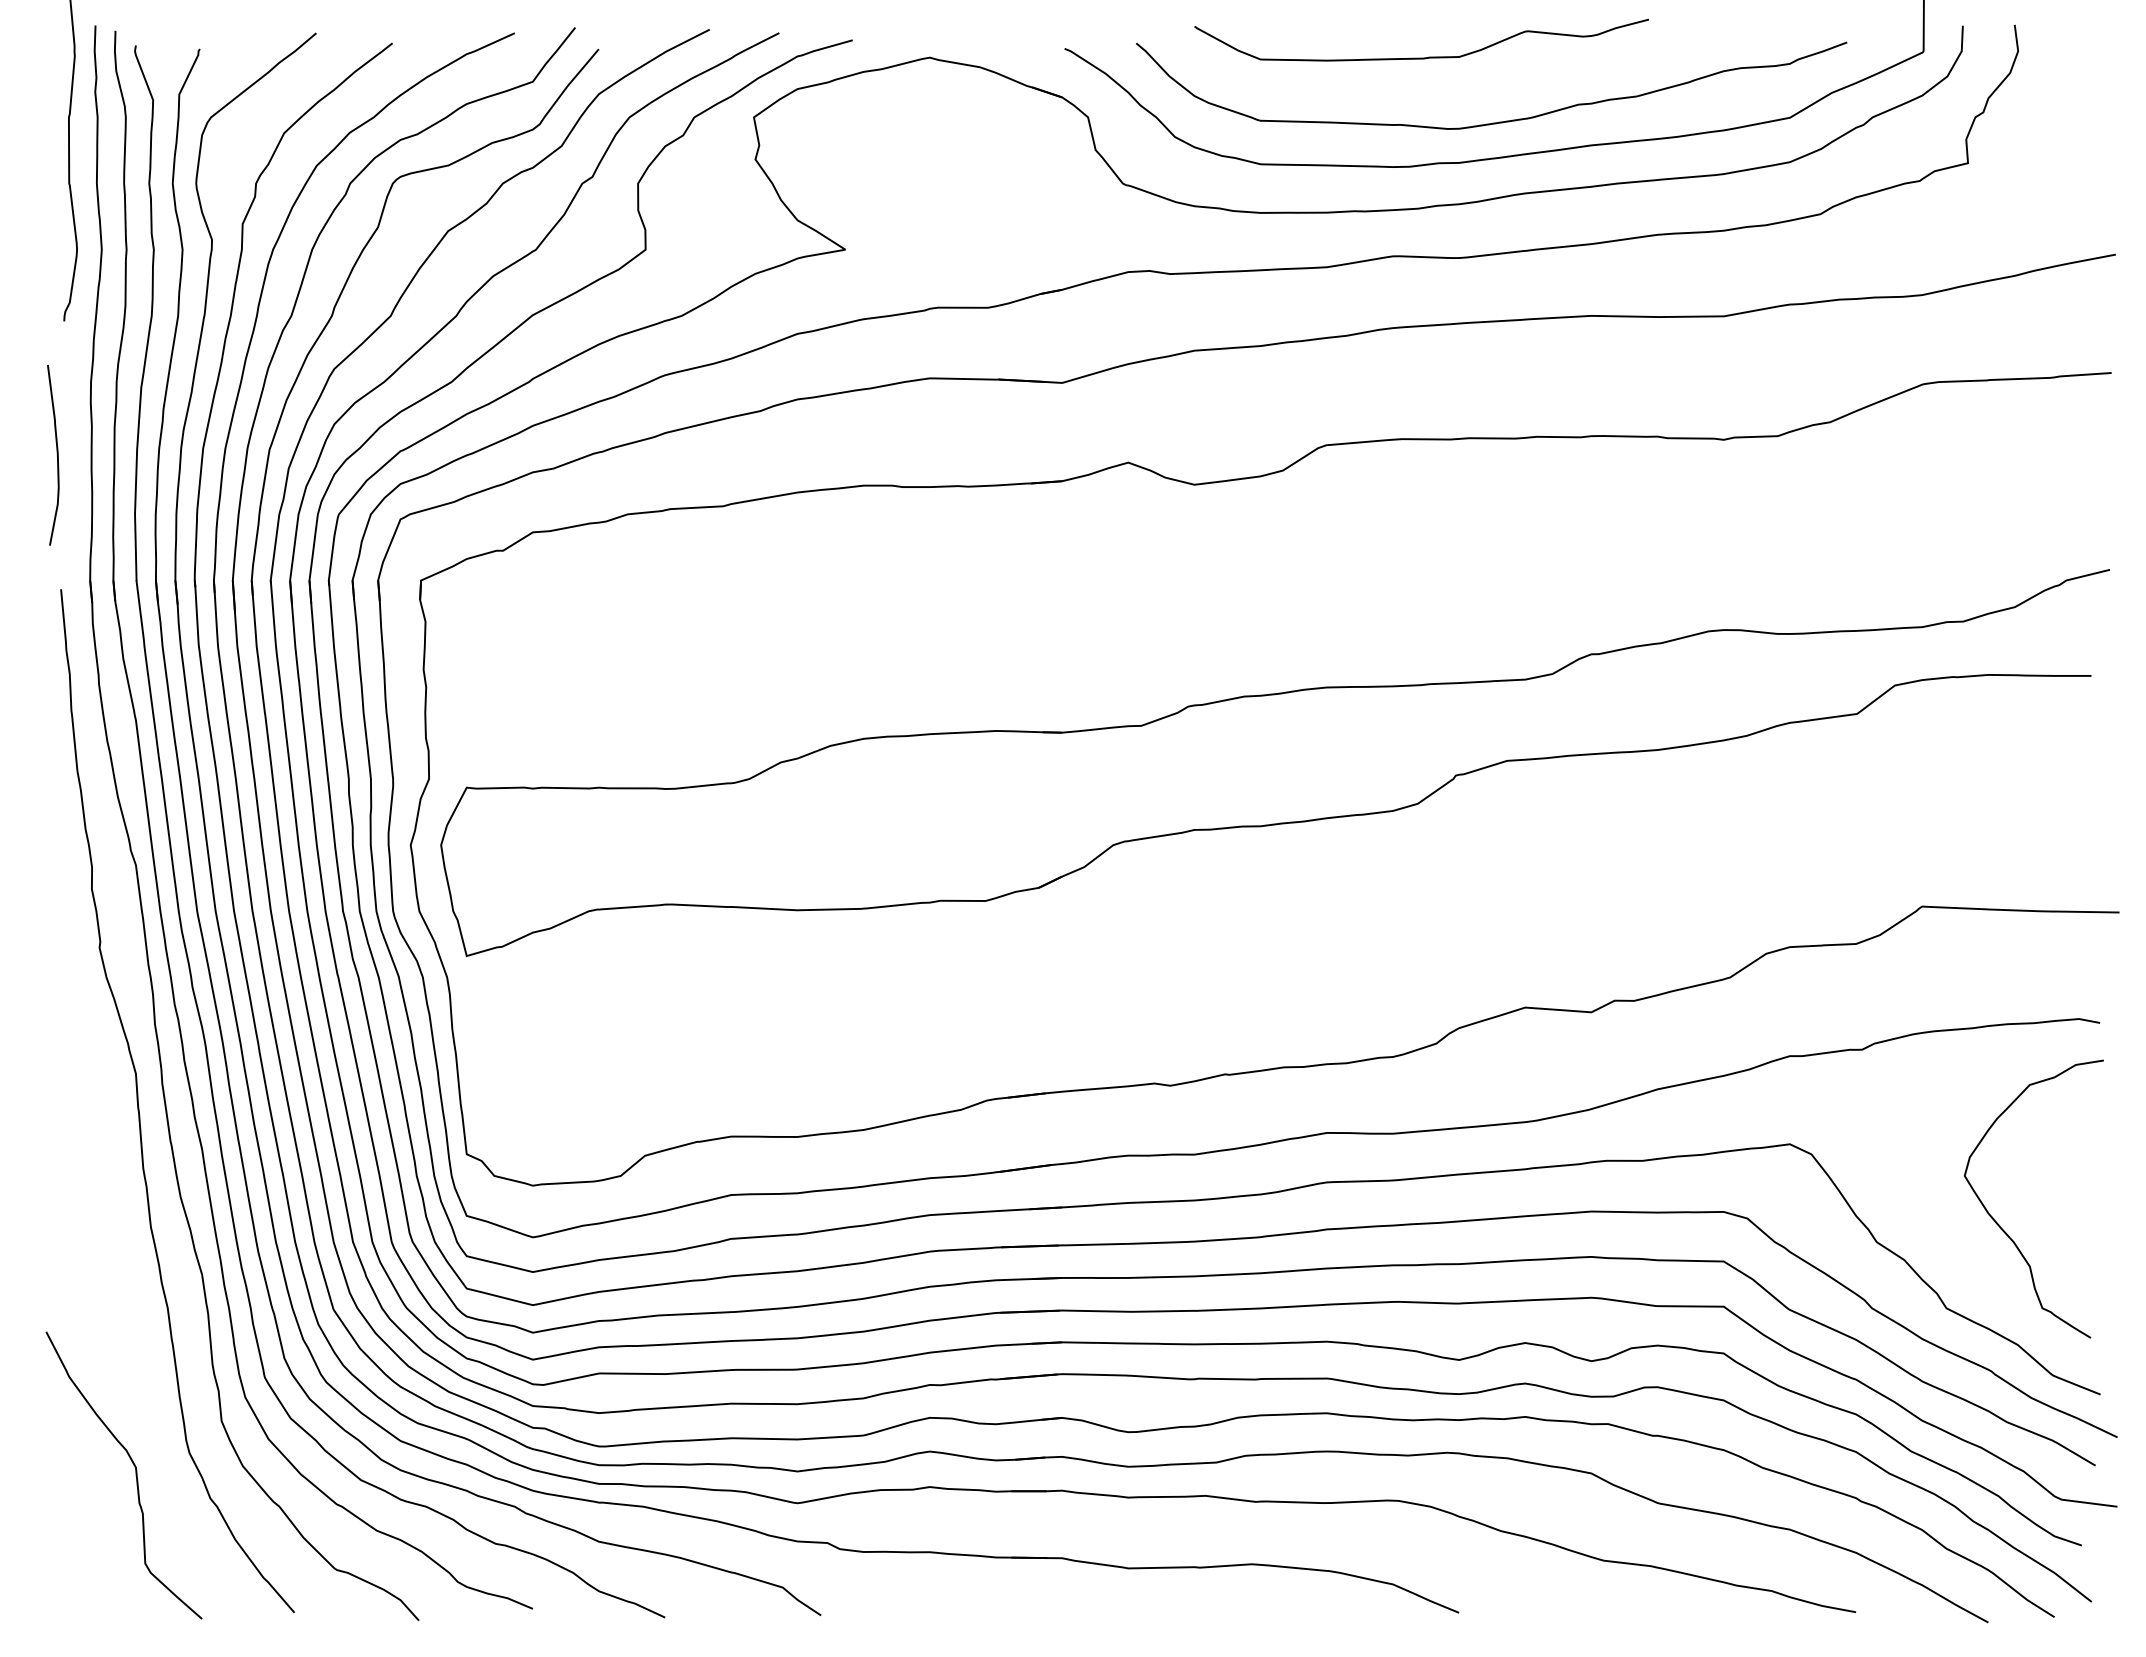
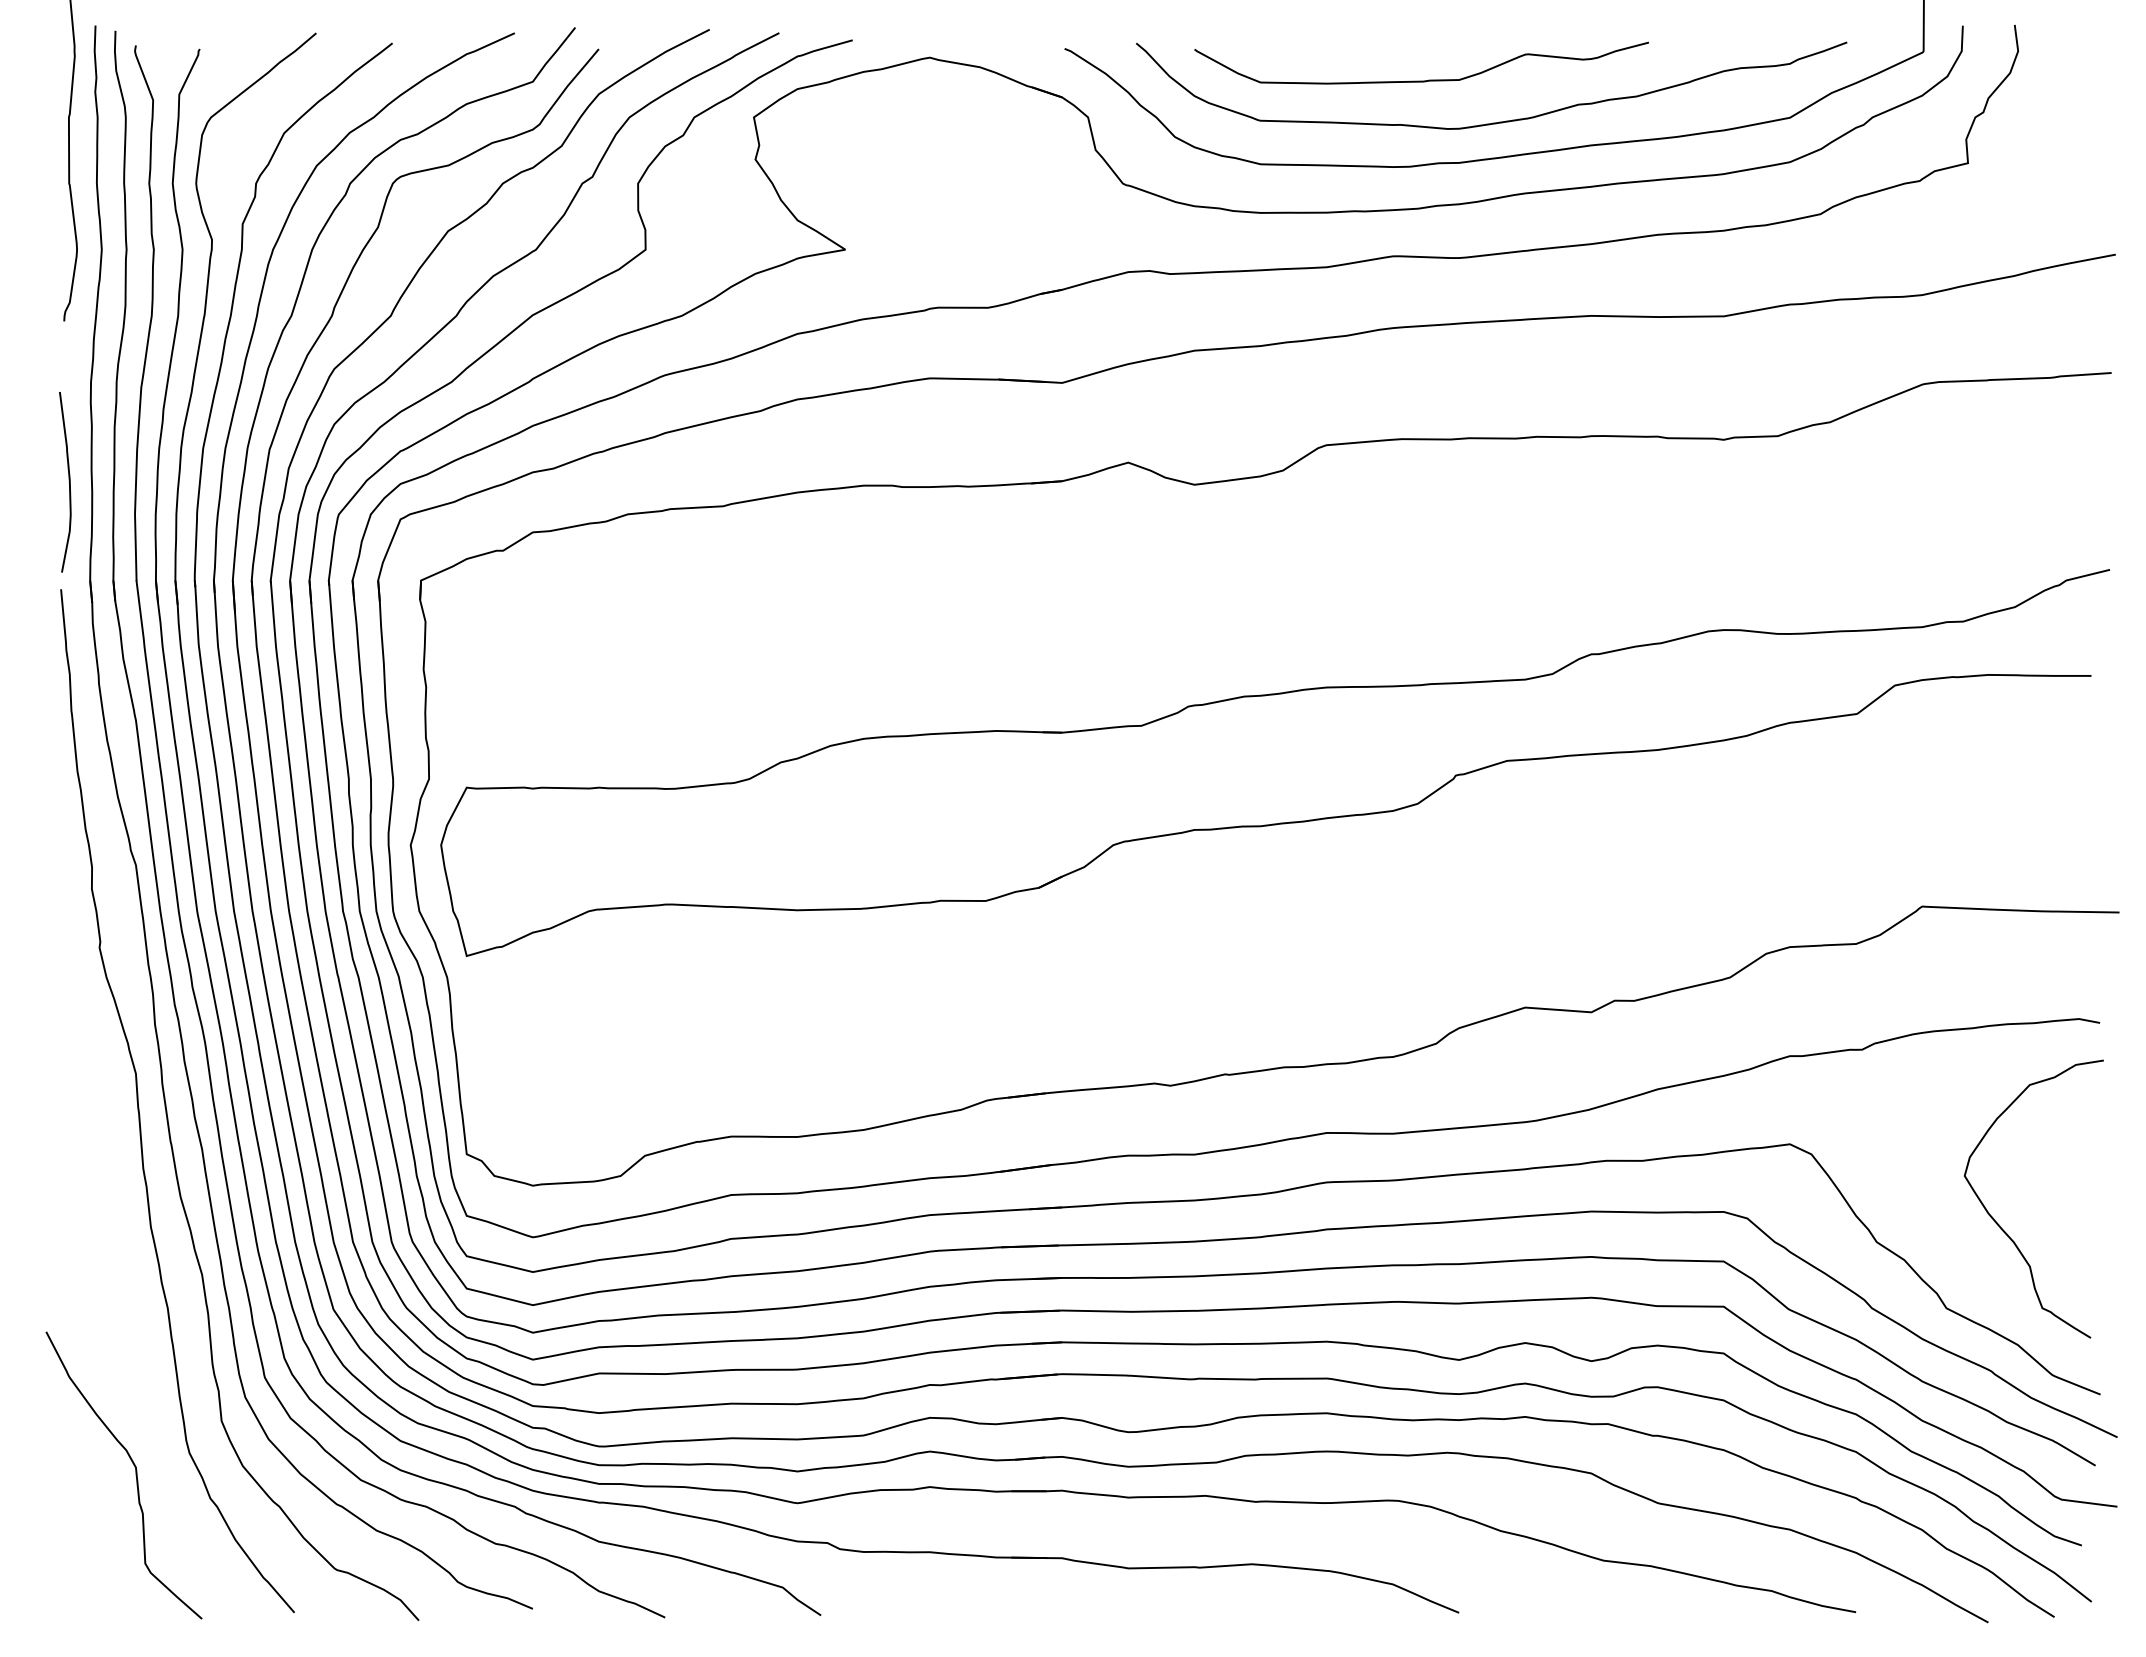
curve position: (1421, 57) -> (1421, 80) (1421, 80)
curve position: (56, 454) -> (68, 481) (68, 481)
